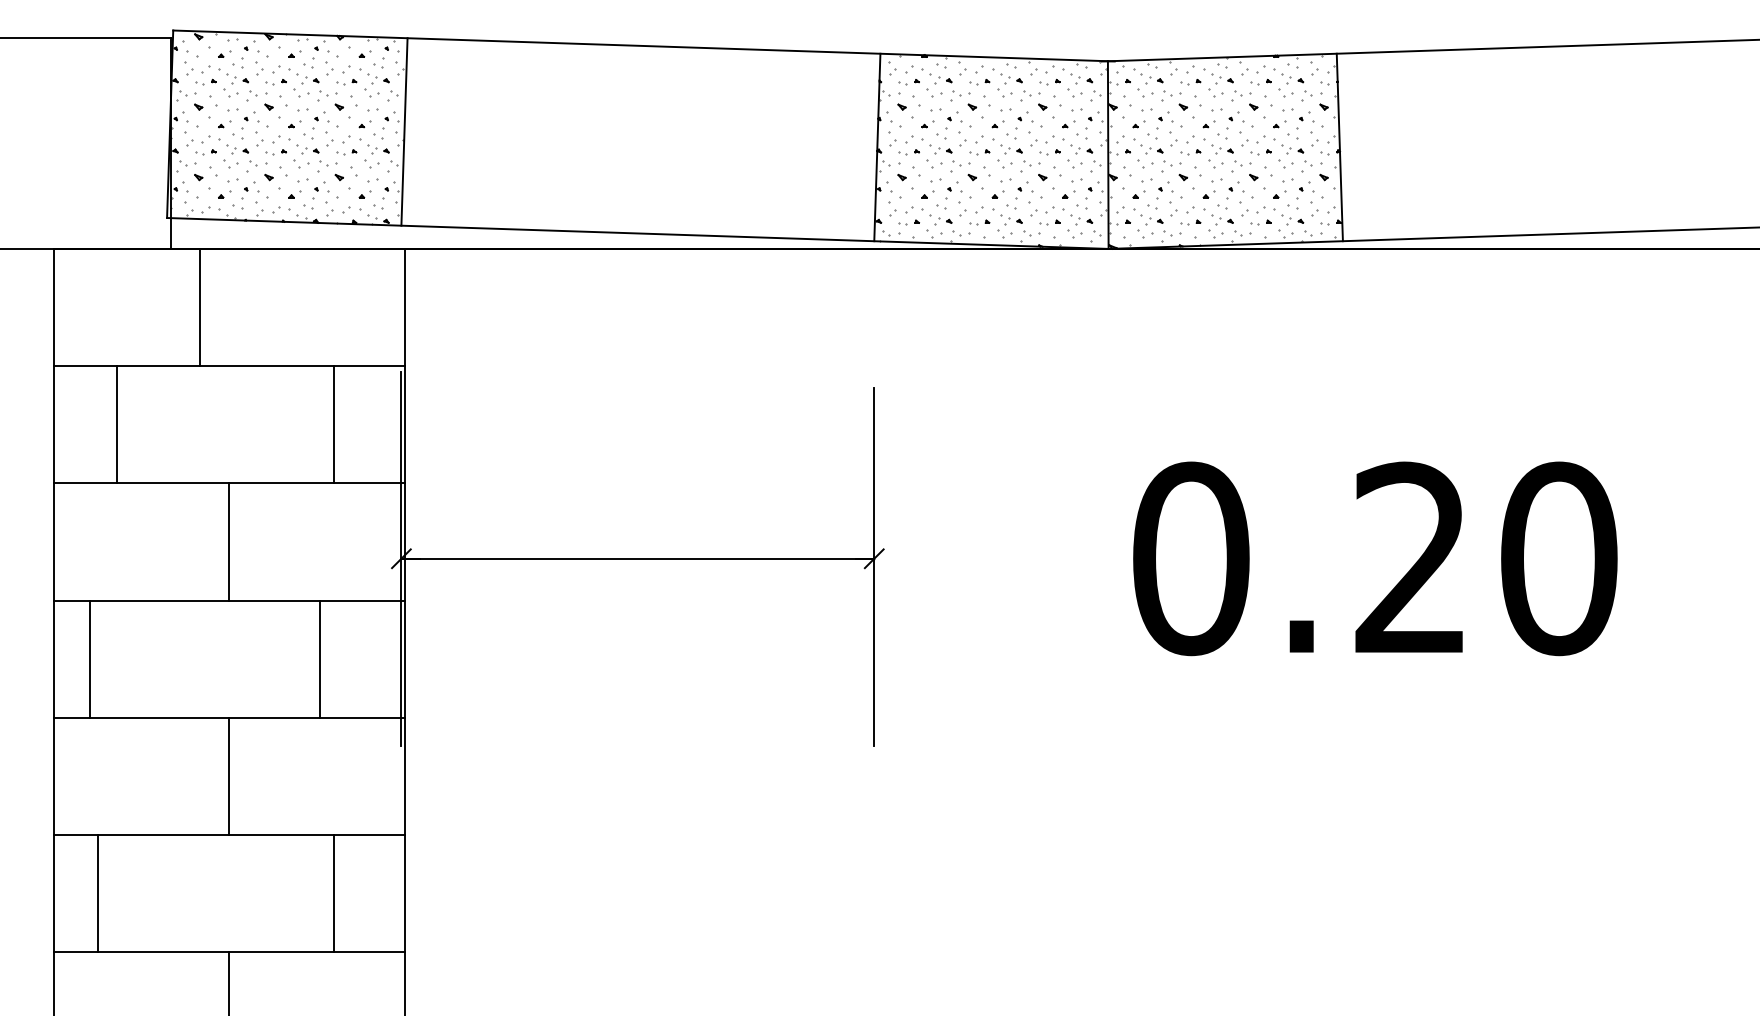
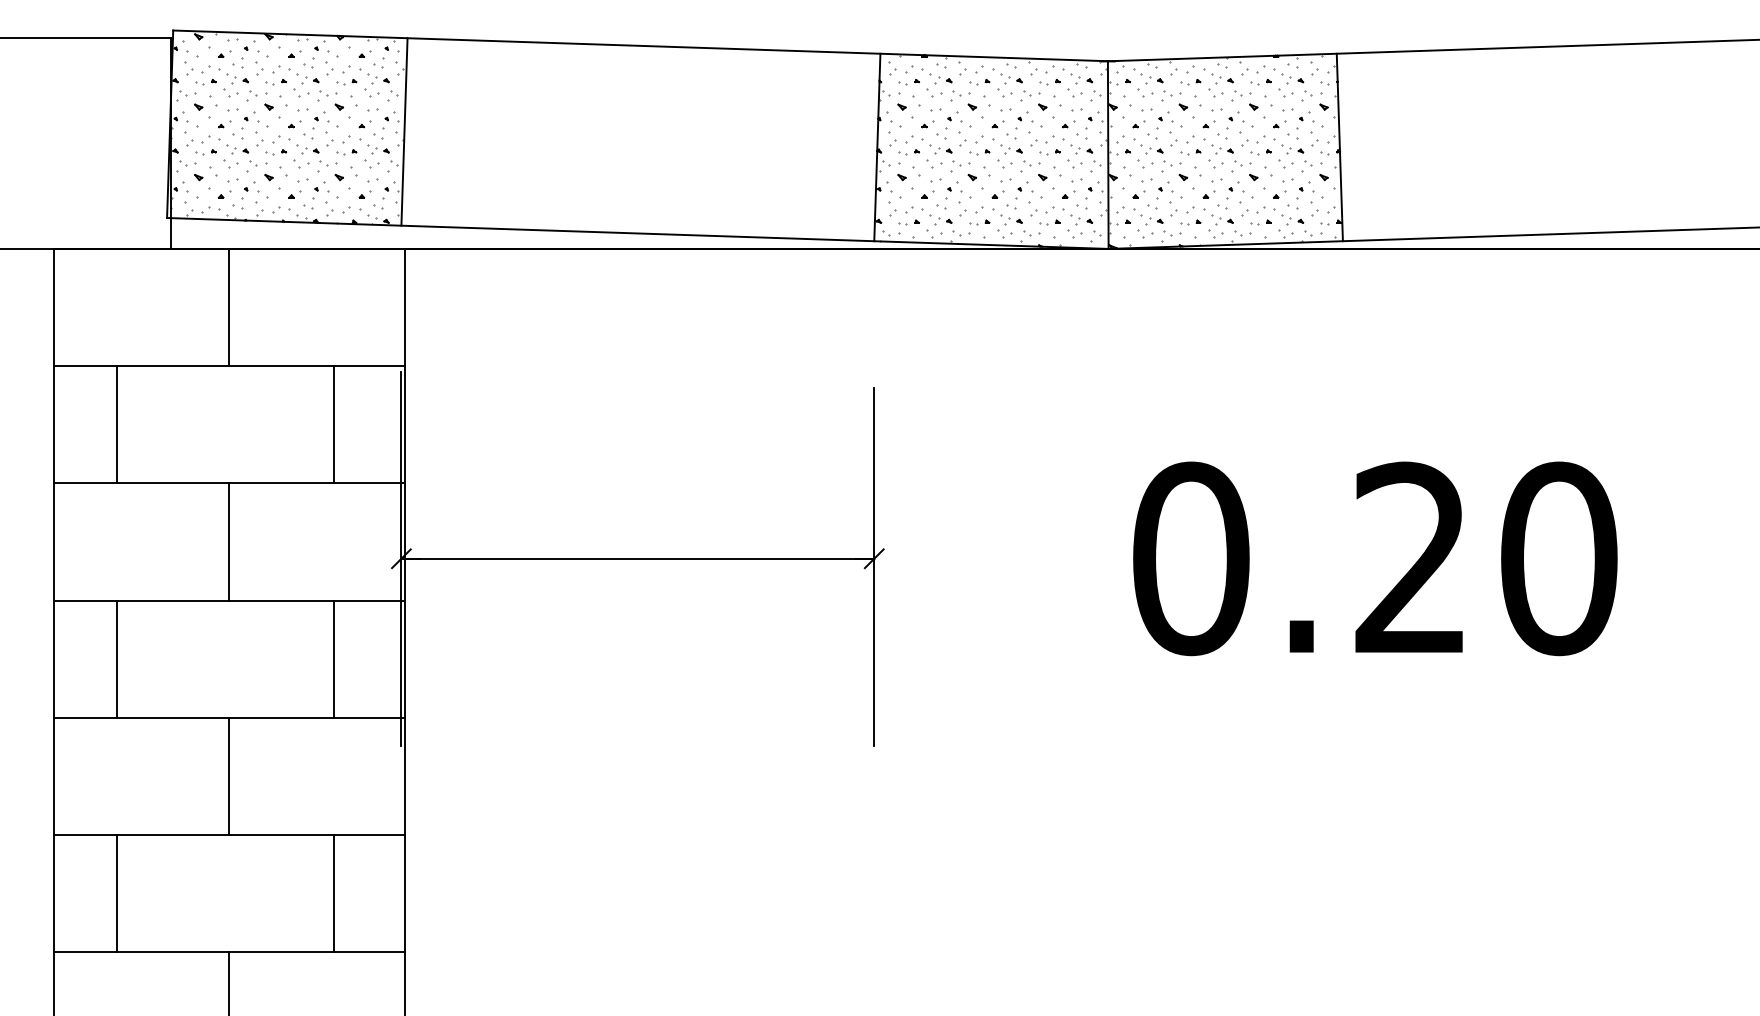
line position: (200, 307) -> (229, 307) (229, 307)
line position: (90, 658) -> (117, 658) (117, 658)
line position: (319, 658) -> (333, 658) (333, 658)
line position: (98, 893) -> (117, 893) (117, 893)
